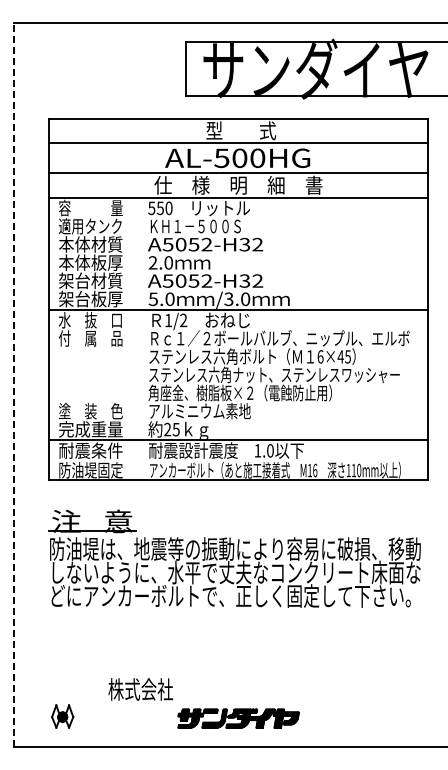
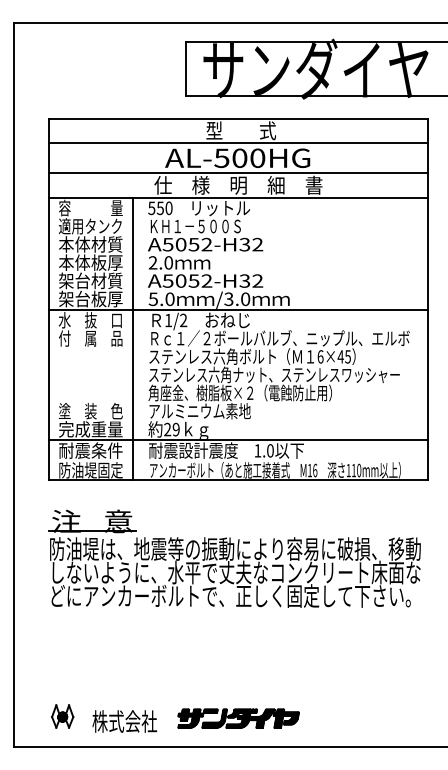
line: none -> present (132, 338)
line: dashed -> solid (13, 384)
text: 25 -> 29 (175, 429)
text position: (140, 689) -> (124, 721) (124, 721)
